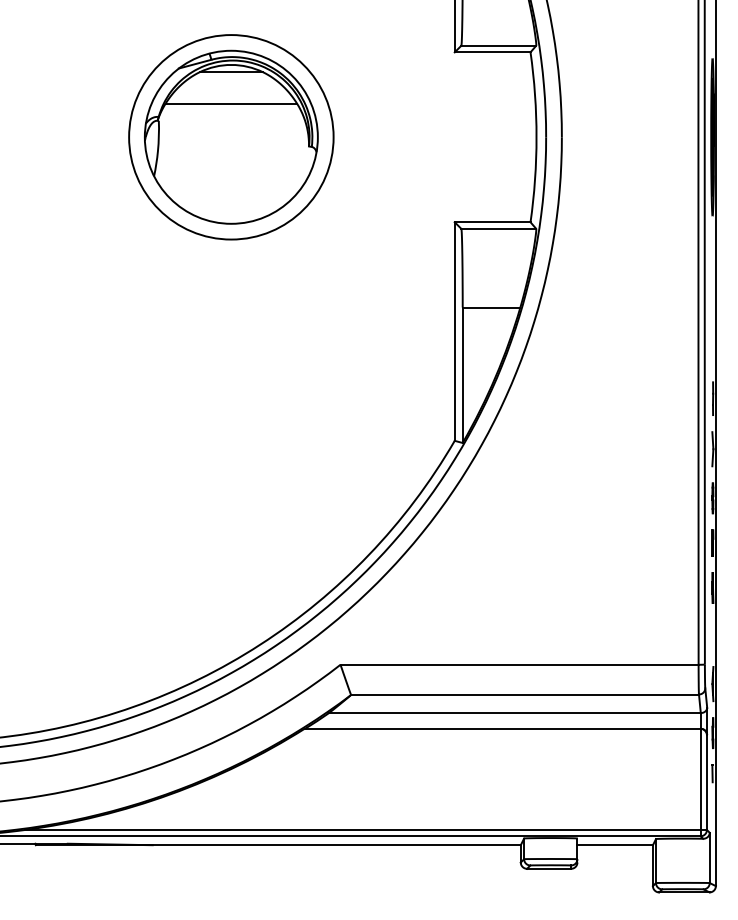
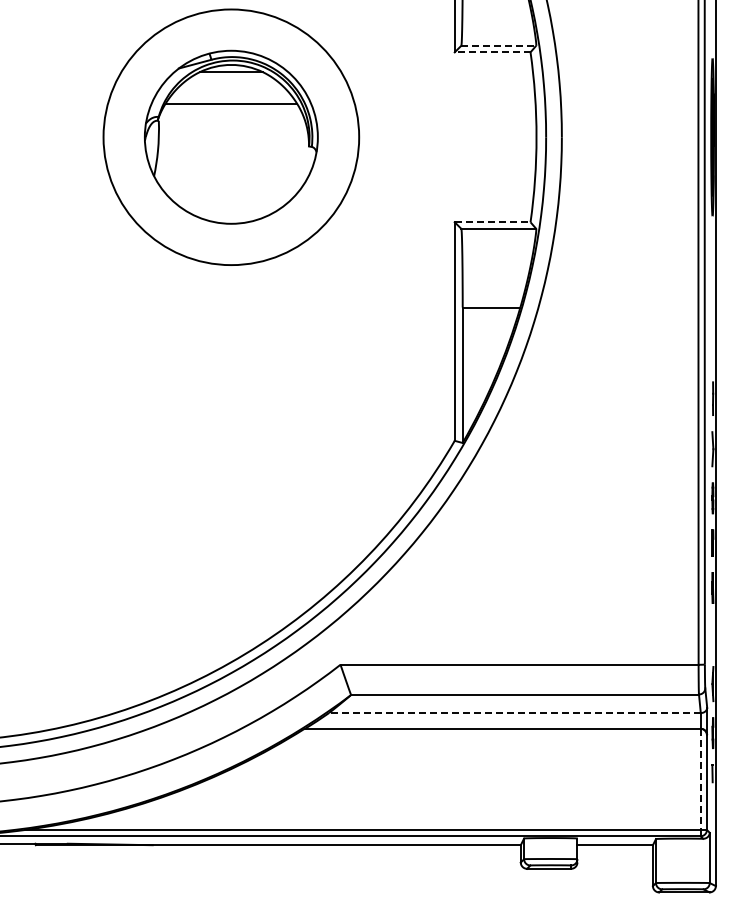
line: solid -> dashed (499, 45)
line: solid -> dashed (492, 52)
circle diameter: 205 px -> 256 px (231, 137)
line: solid -> dashed (492, 222)
line: solid -> dashed (514, 713)
line: solid -> dashed (700, 782)
